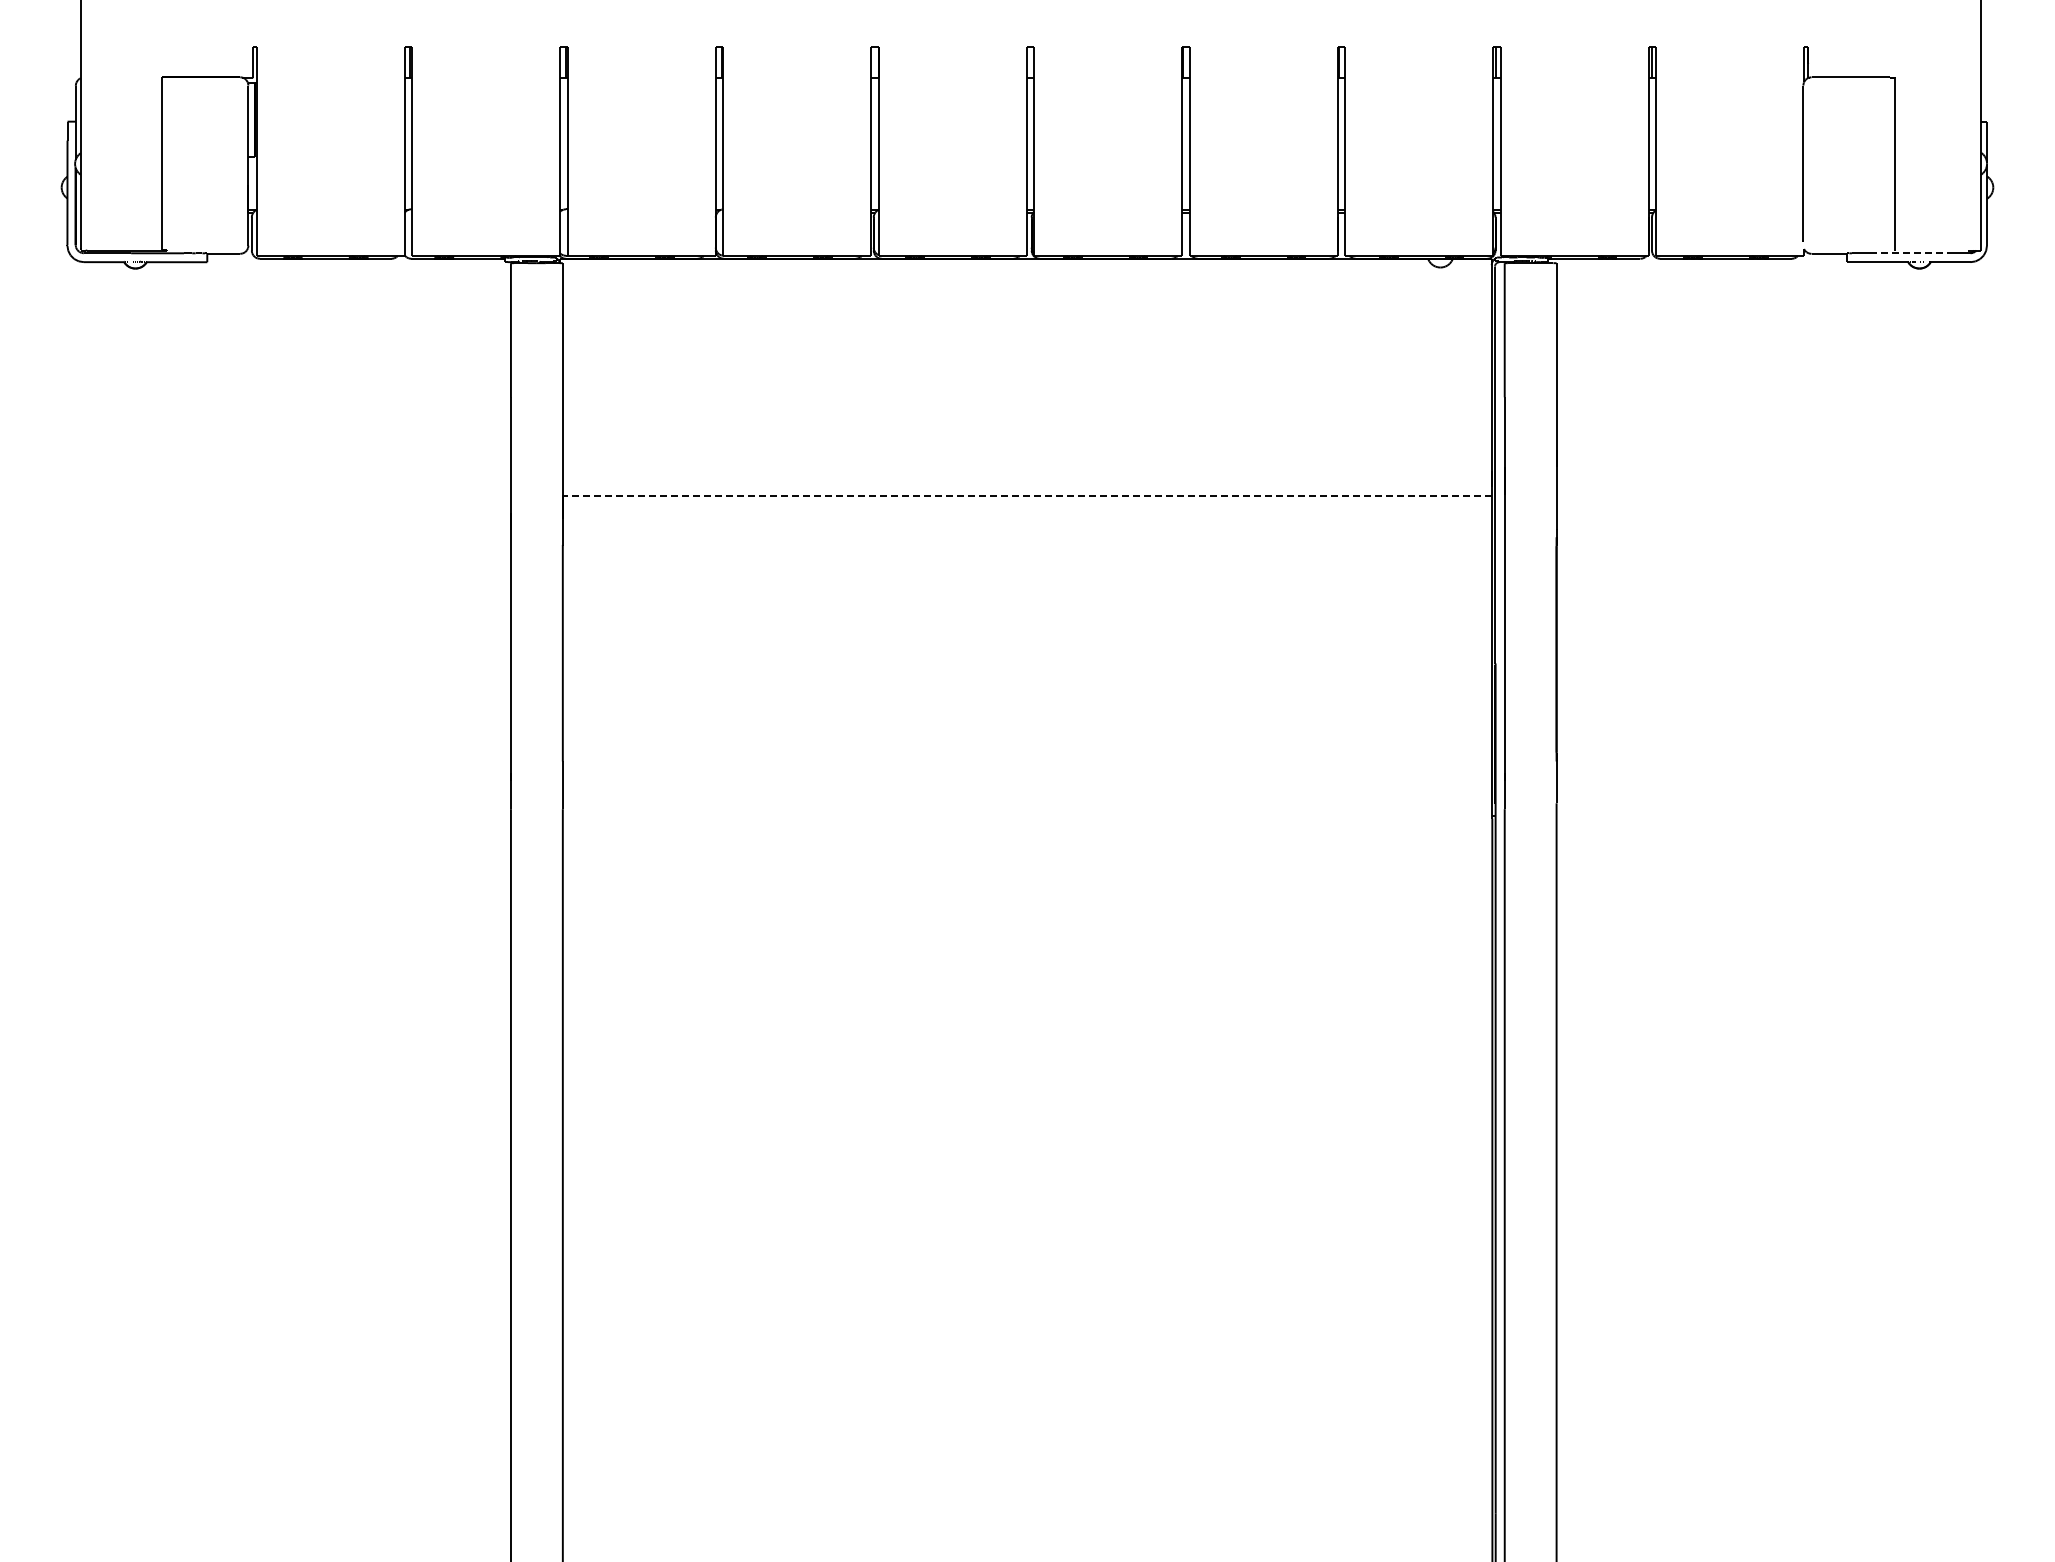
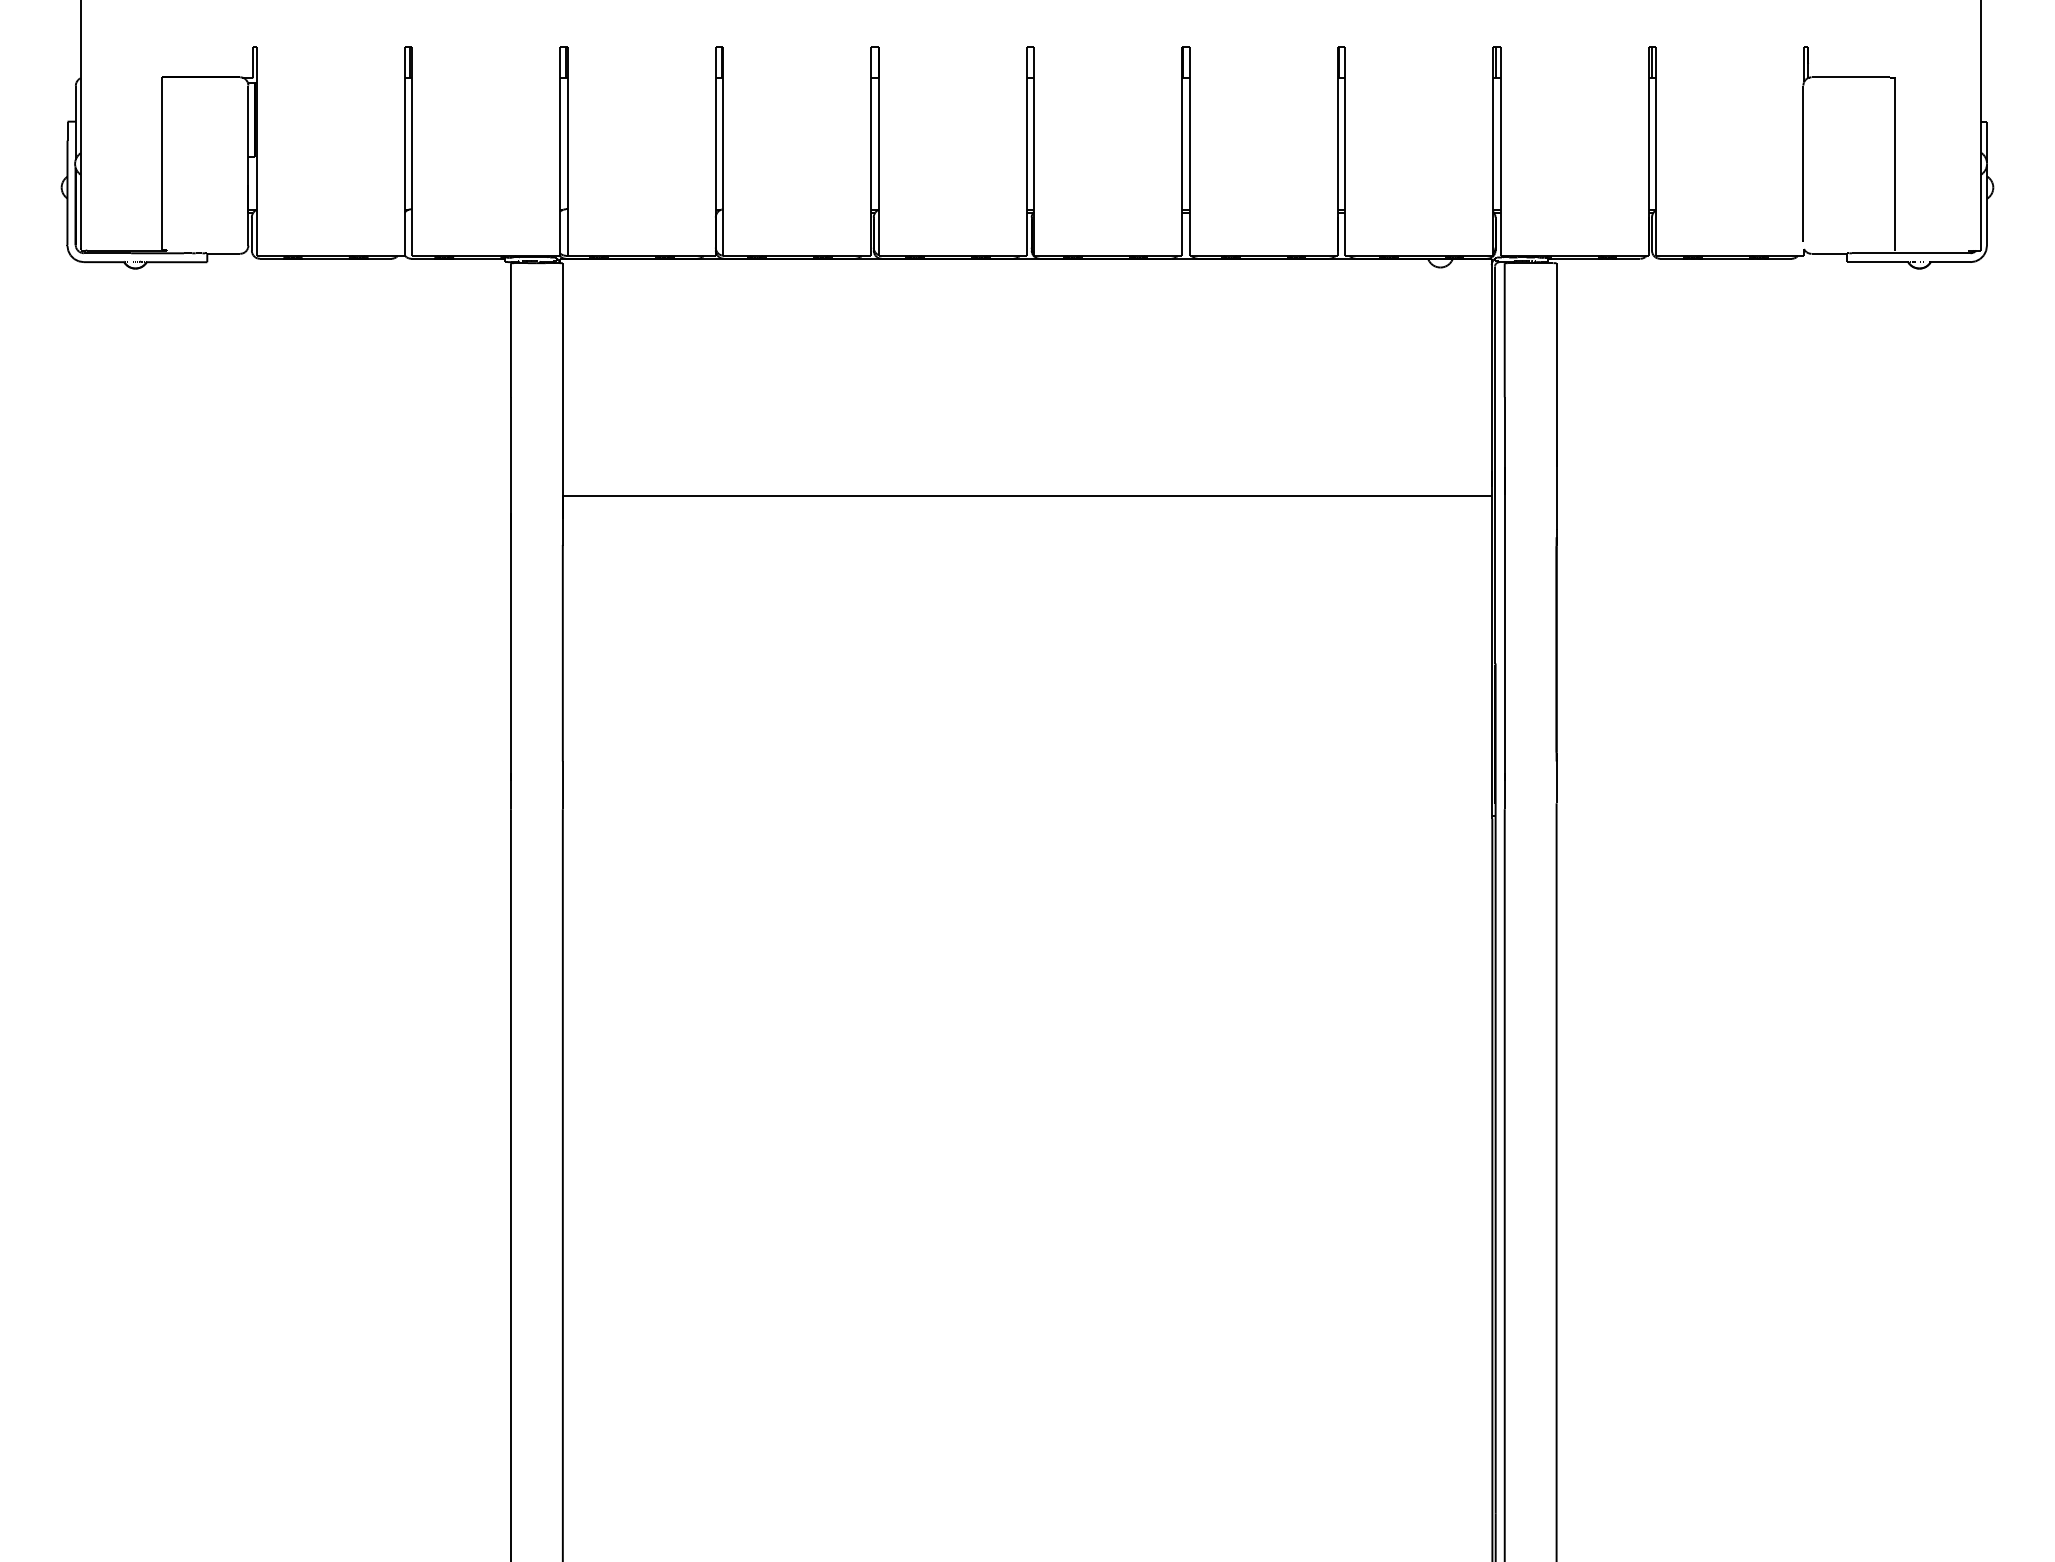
line: dashed -> solid (1912, 253)
line: dashed -> solid (1026, 496)
